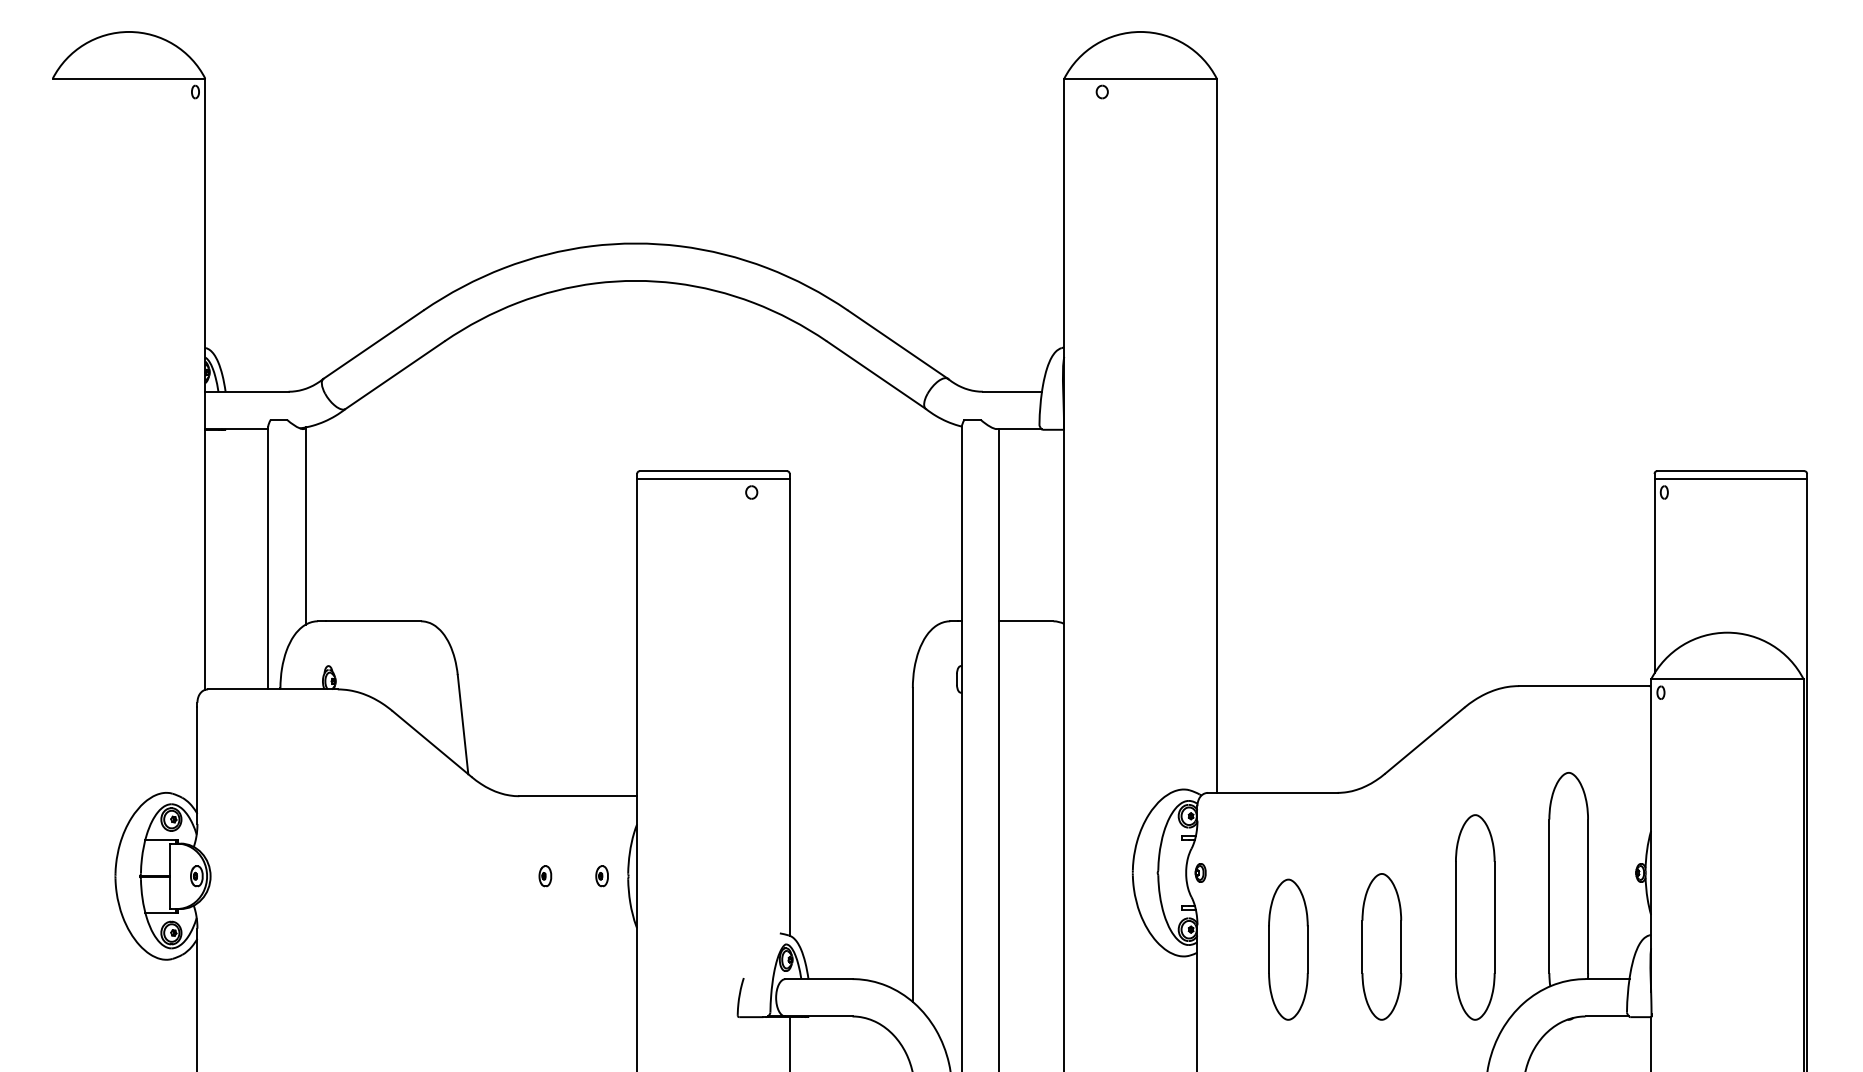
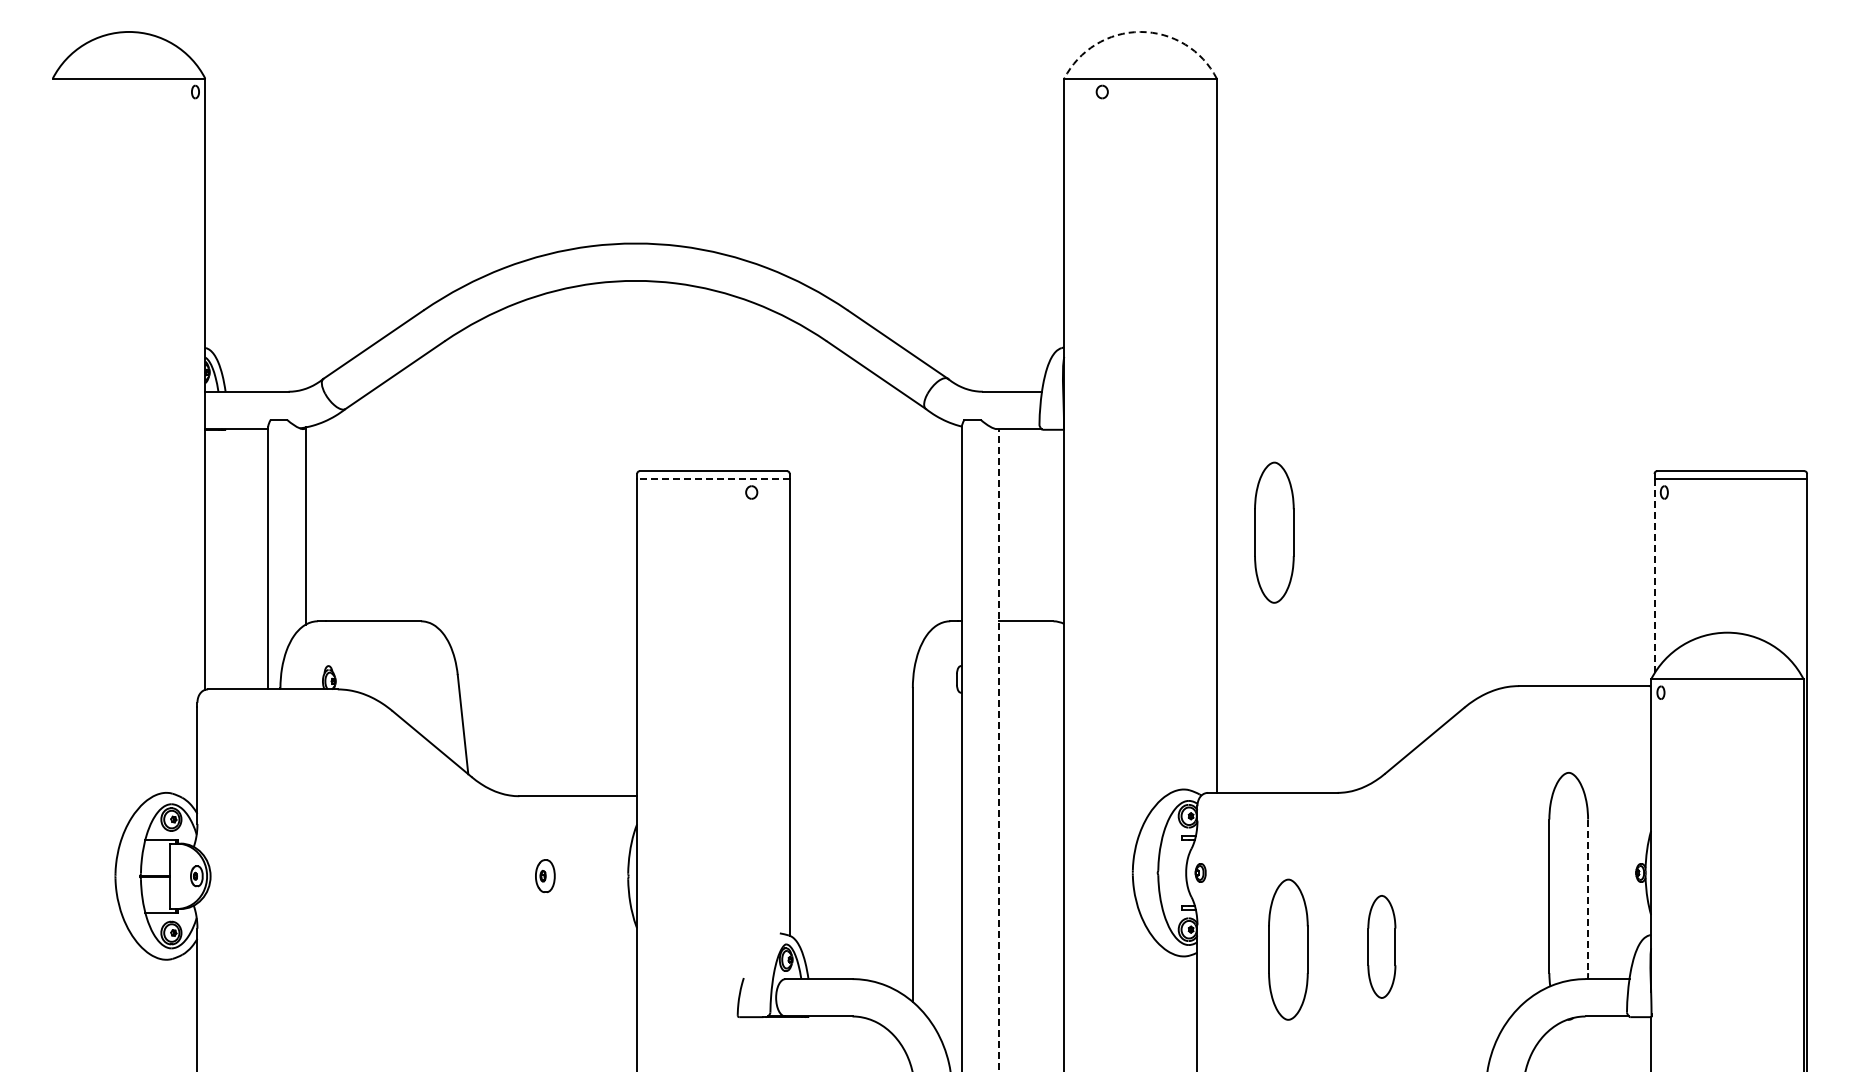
arc: solid -> dashed (1140, 31)
line: solid -> dashed (712, 479)
part: none -> present (1274, 532)
line: solid -> dashed (1654, 575)
line: solid -> dashed (999, 749)
part size: 15x23 px -> 21x35 px (545, 876)
part: present -> none (601, 876)
line: solid -> dashed (1588, 896)
part: present -> none (1475, 917)
part size: 42x148 px -> 30x104 px (1381, 946)
line: present -> none (789, 1042)
